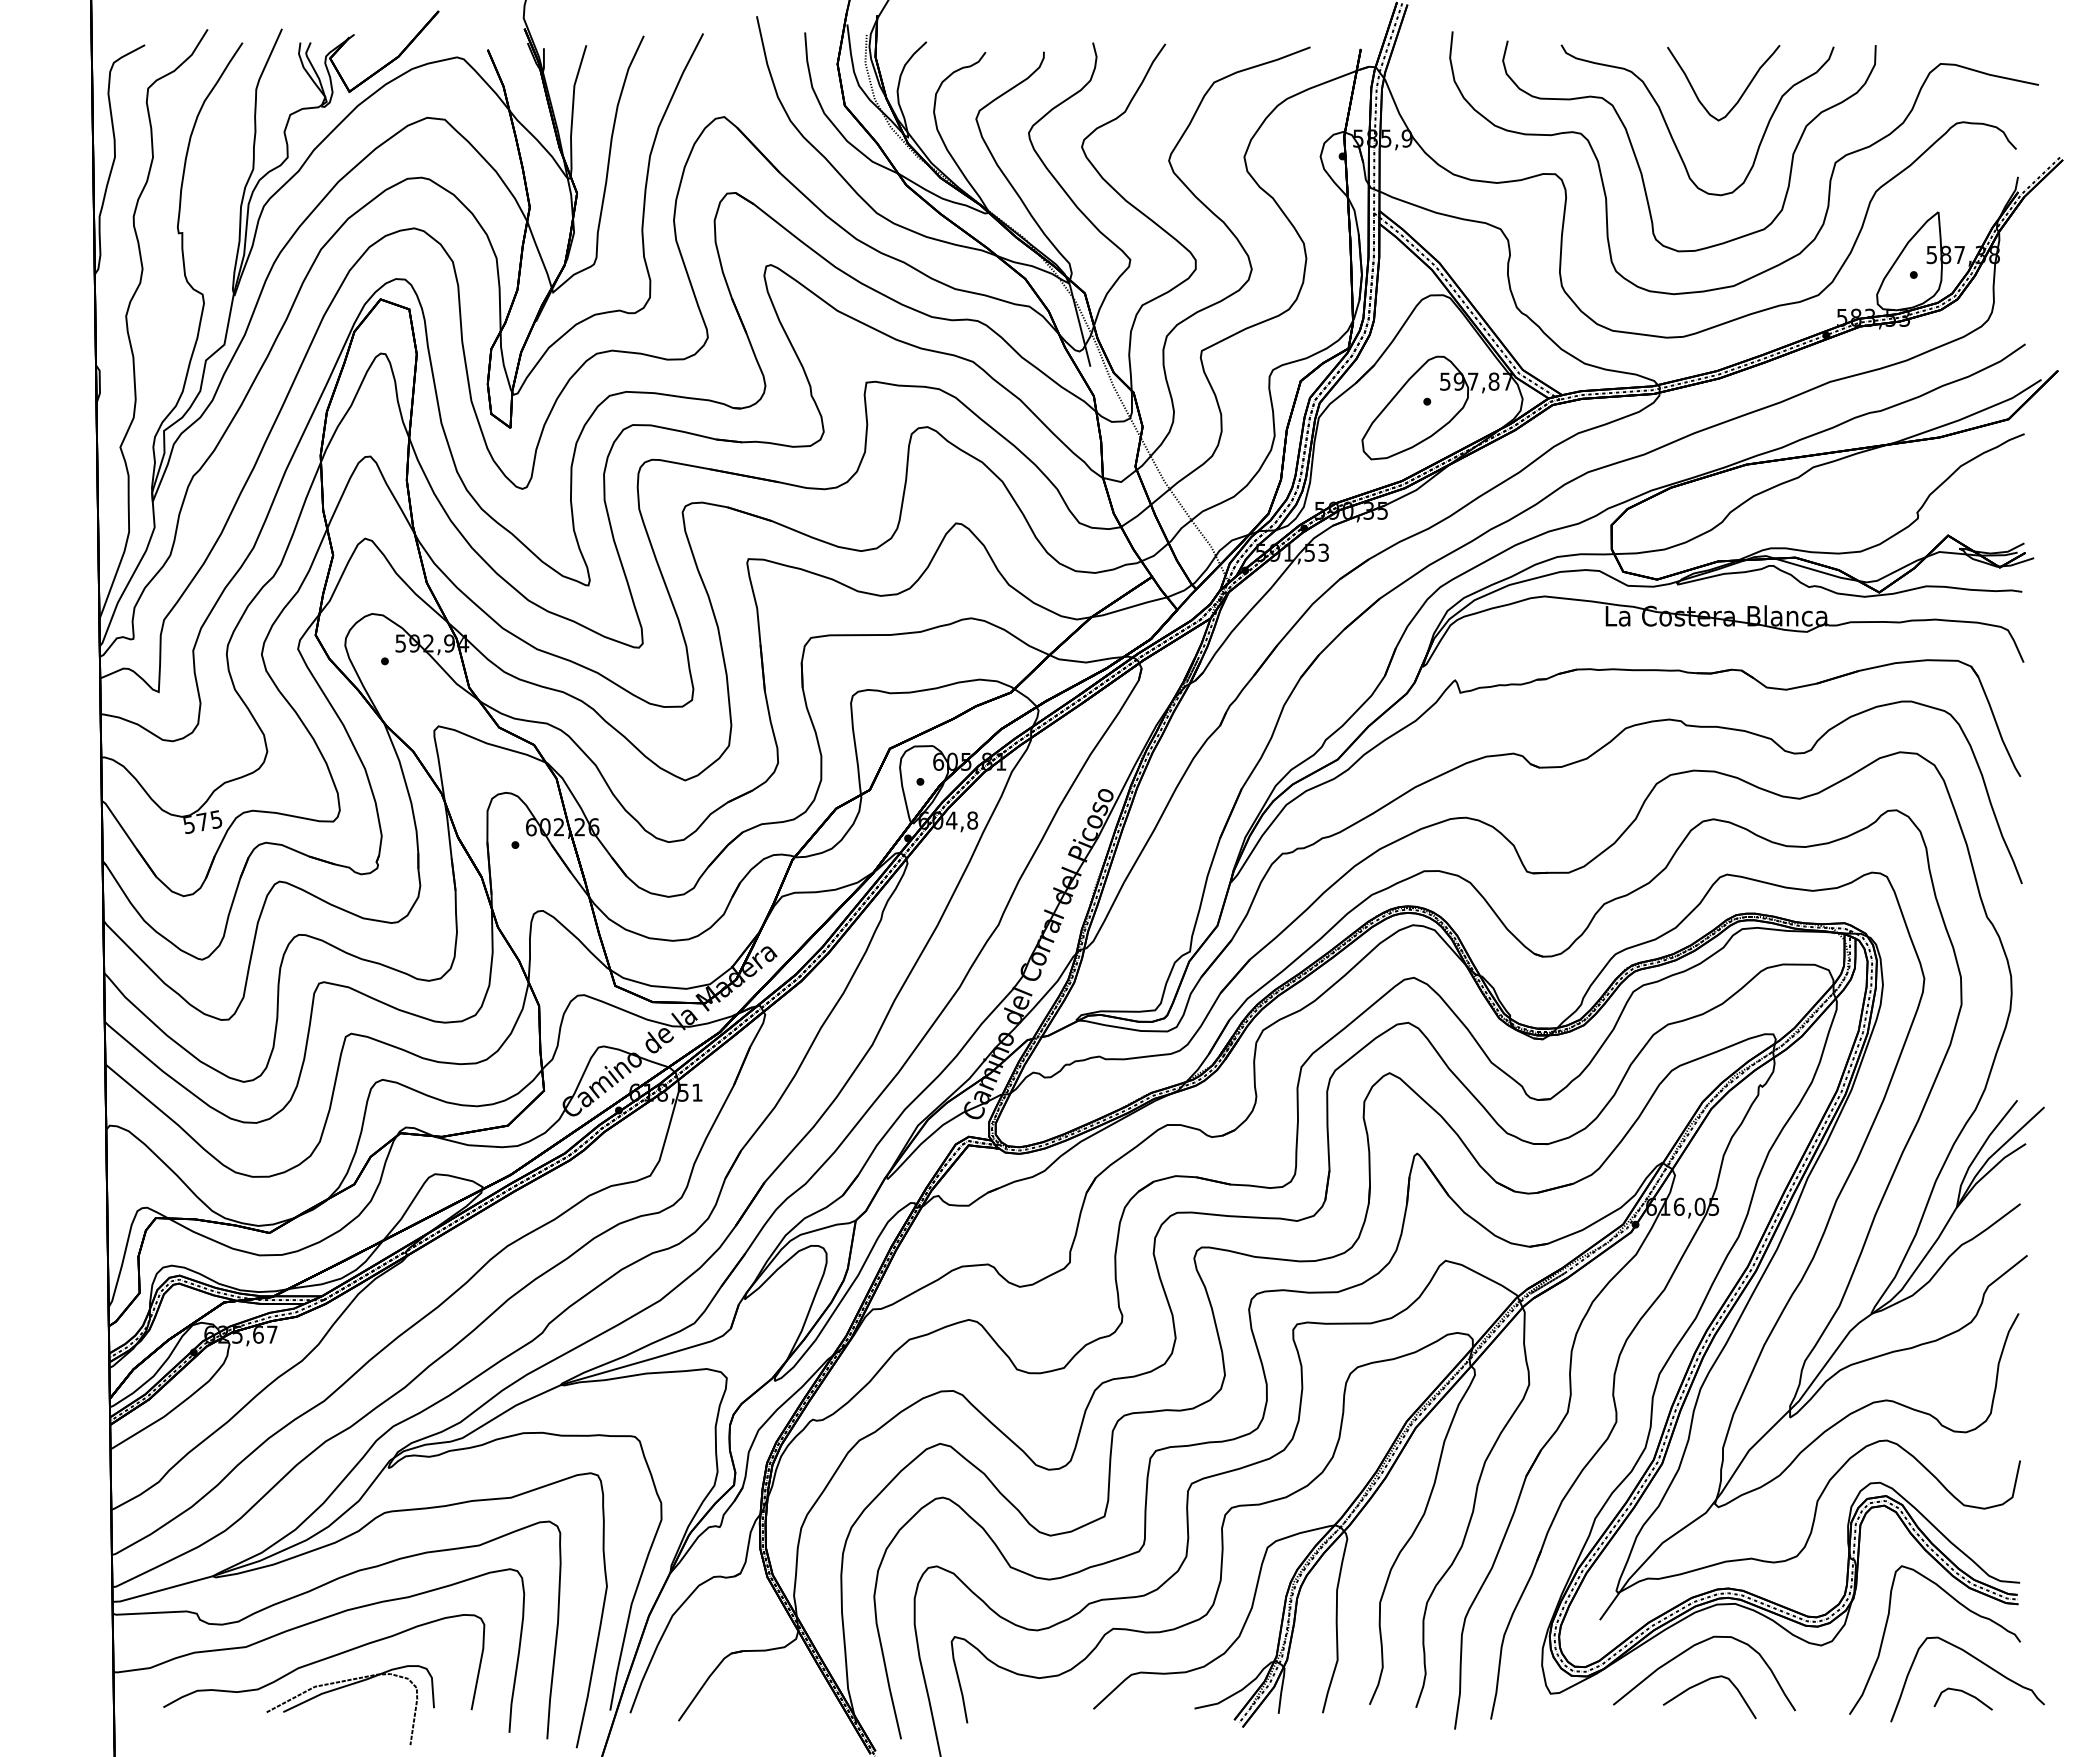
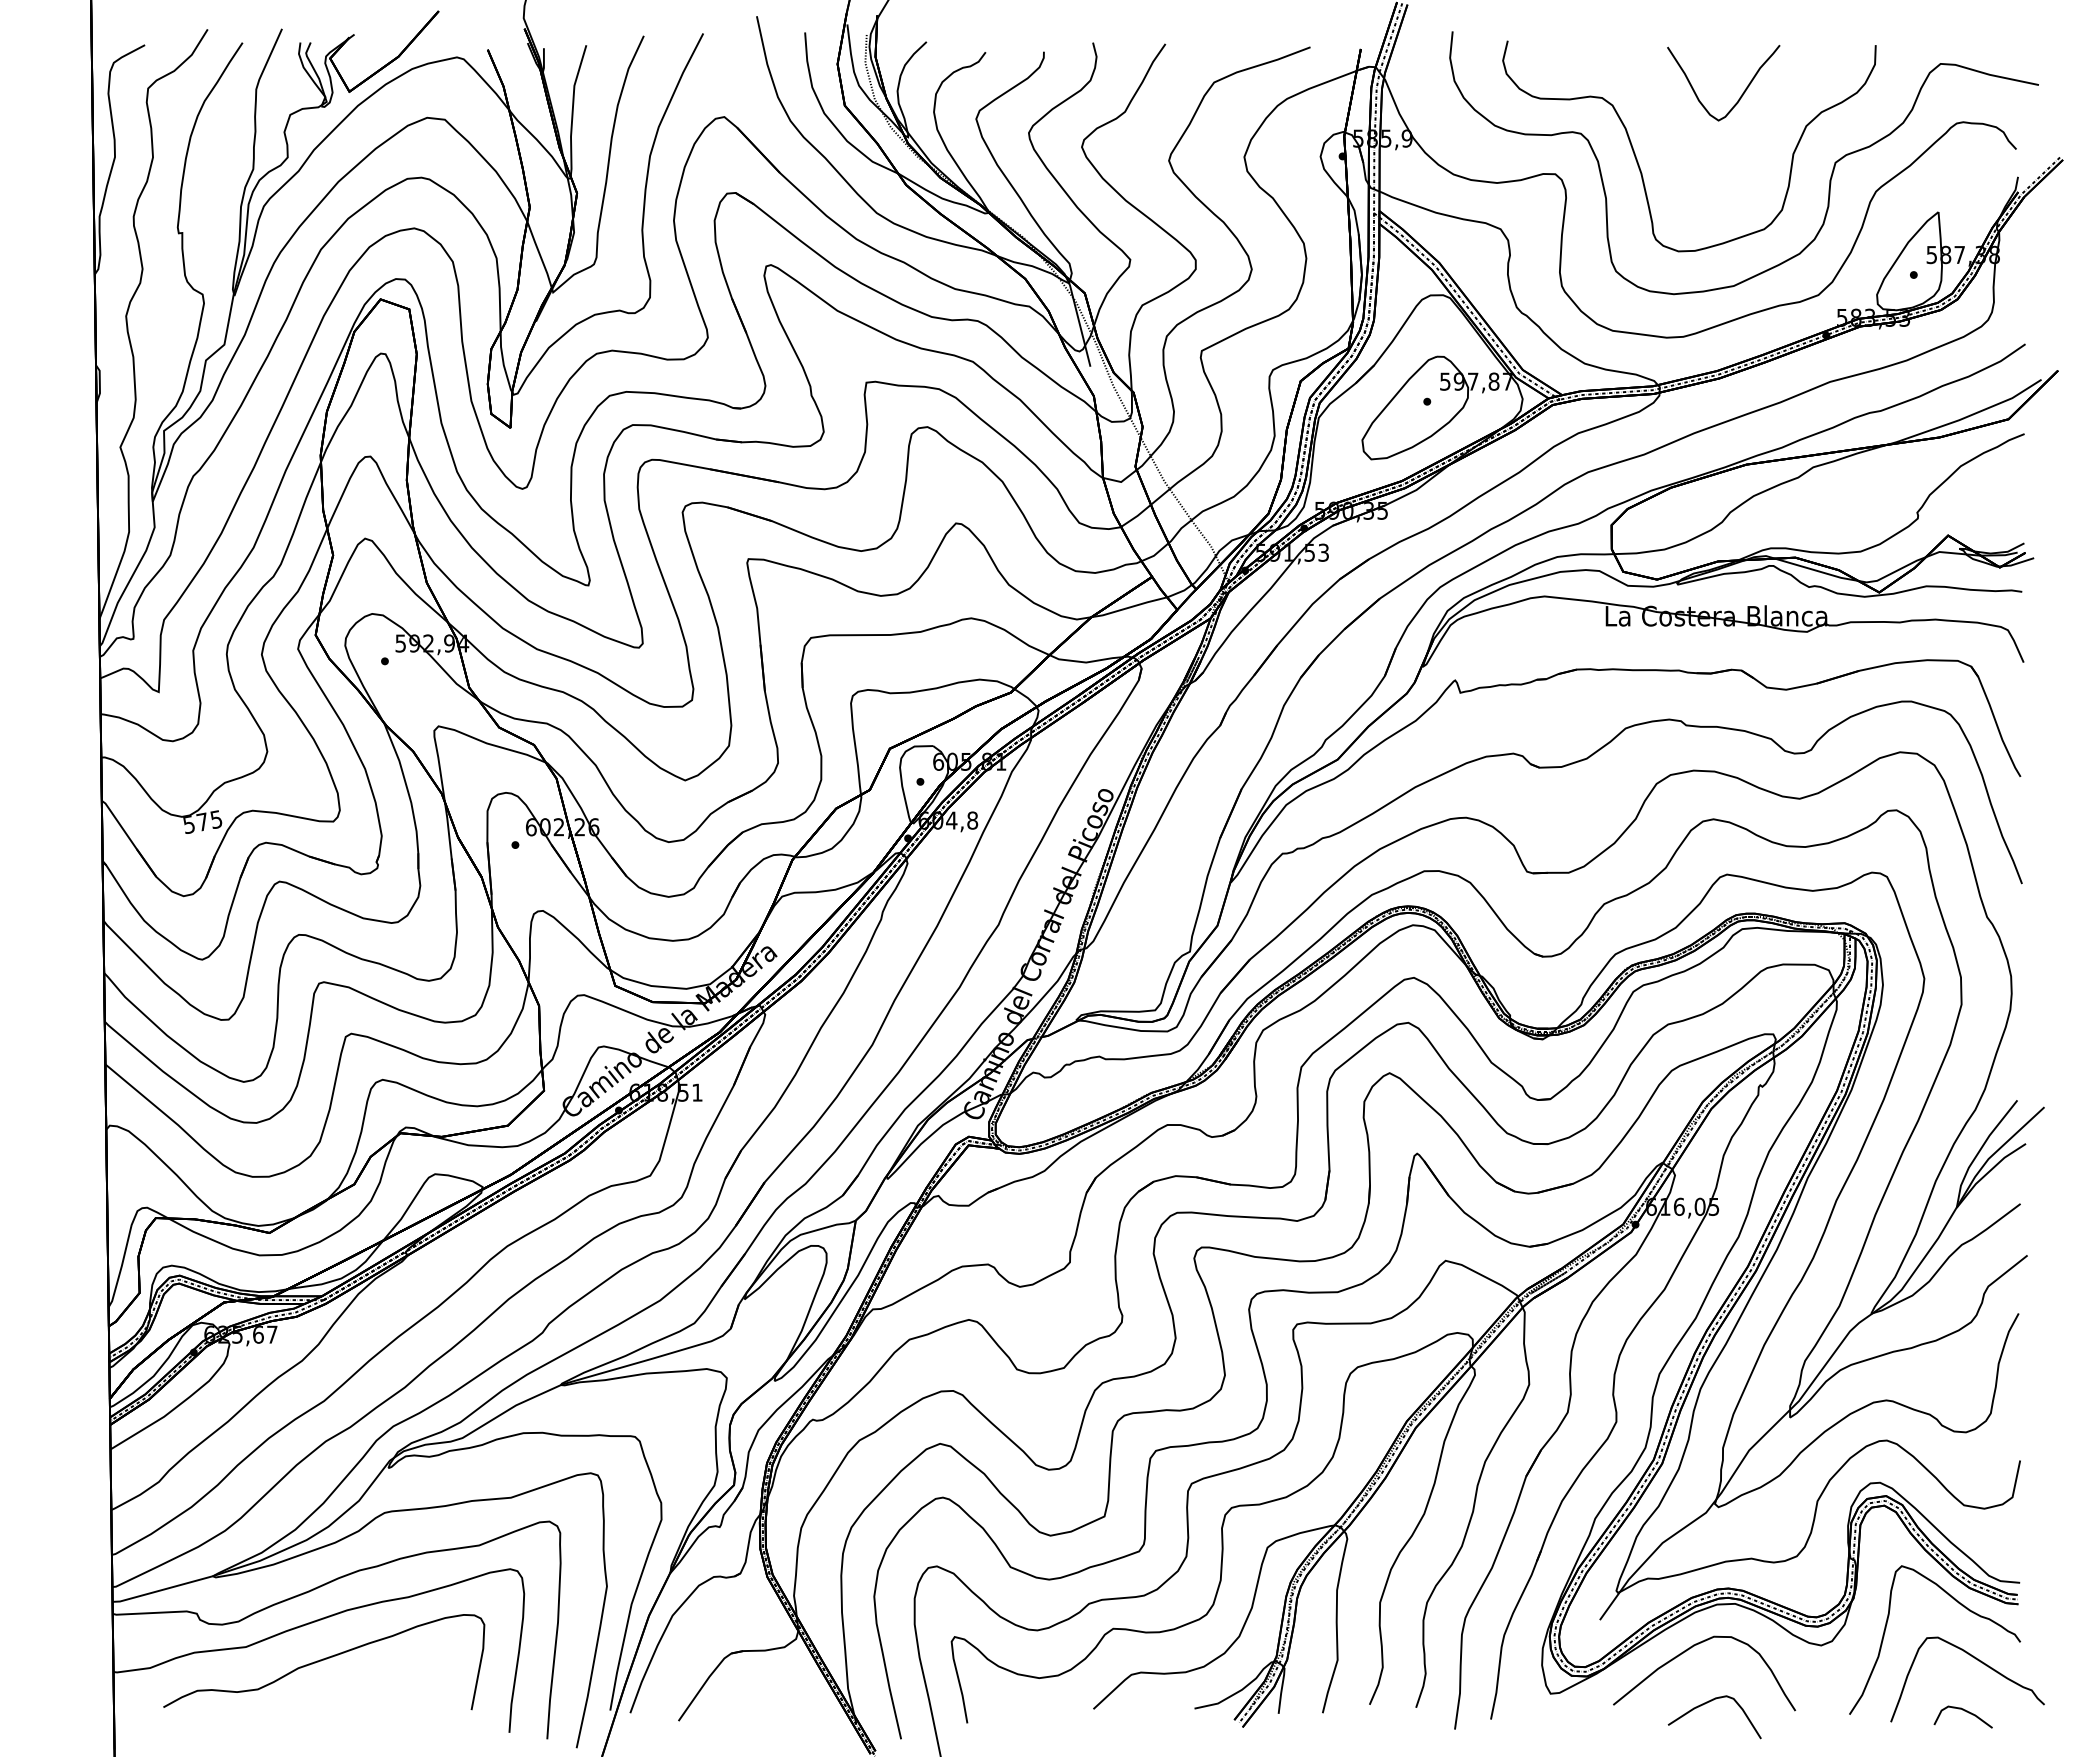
curve: present -> none (1671, 133)
curve position: (1702, 1683) -> (1707, 1703) (1707, 1703)
part: present -> none (345, 1687)
curve position: (1964, 1693) -> (1964, 1711) (1964, 1711)
